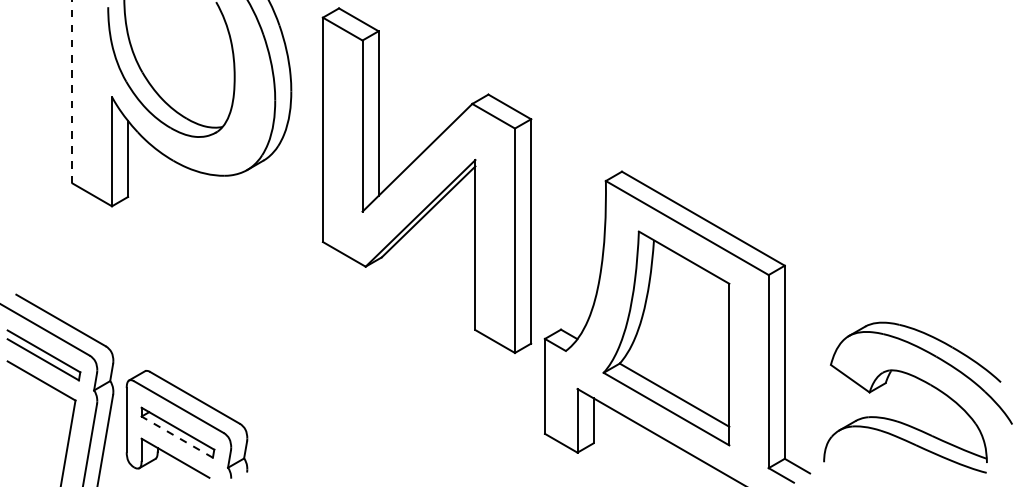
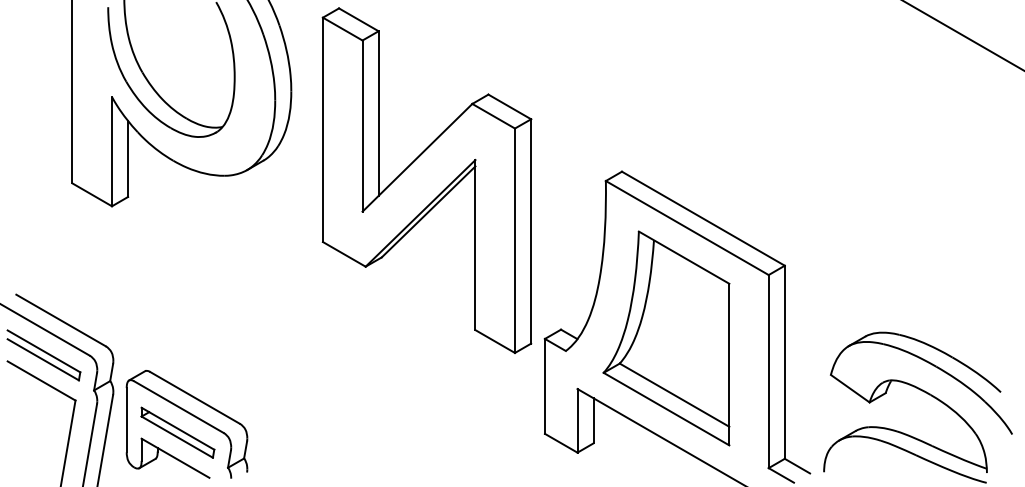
line: none -> present (963, 35)
line: dashed -> solid (72, 92)
part position: (925, 383) -> (925, 393) (925, 393)
line: dashed -> solid (176, 436)
